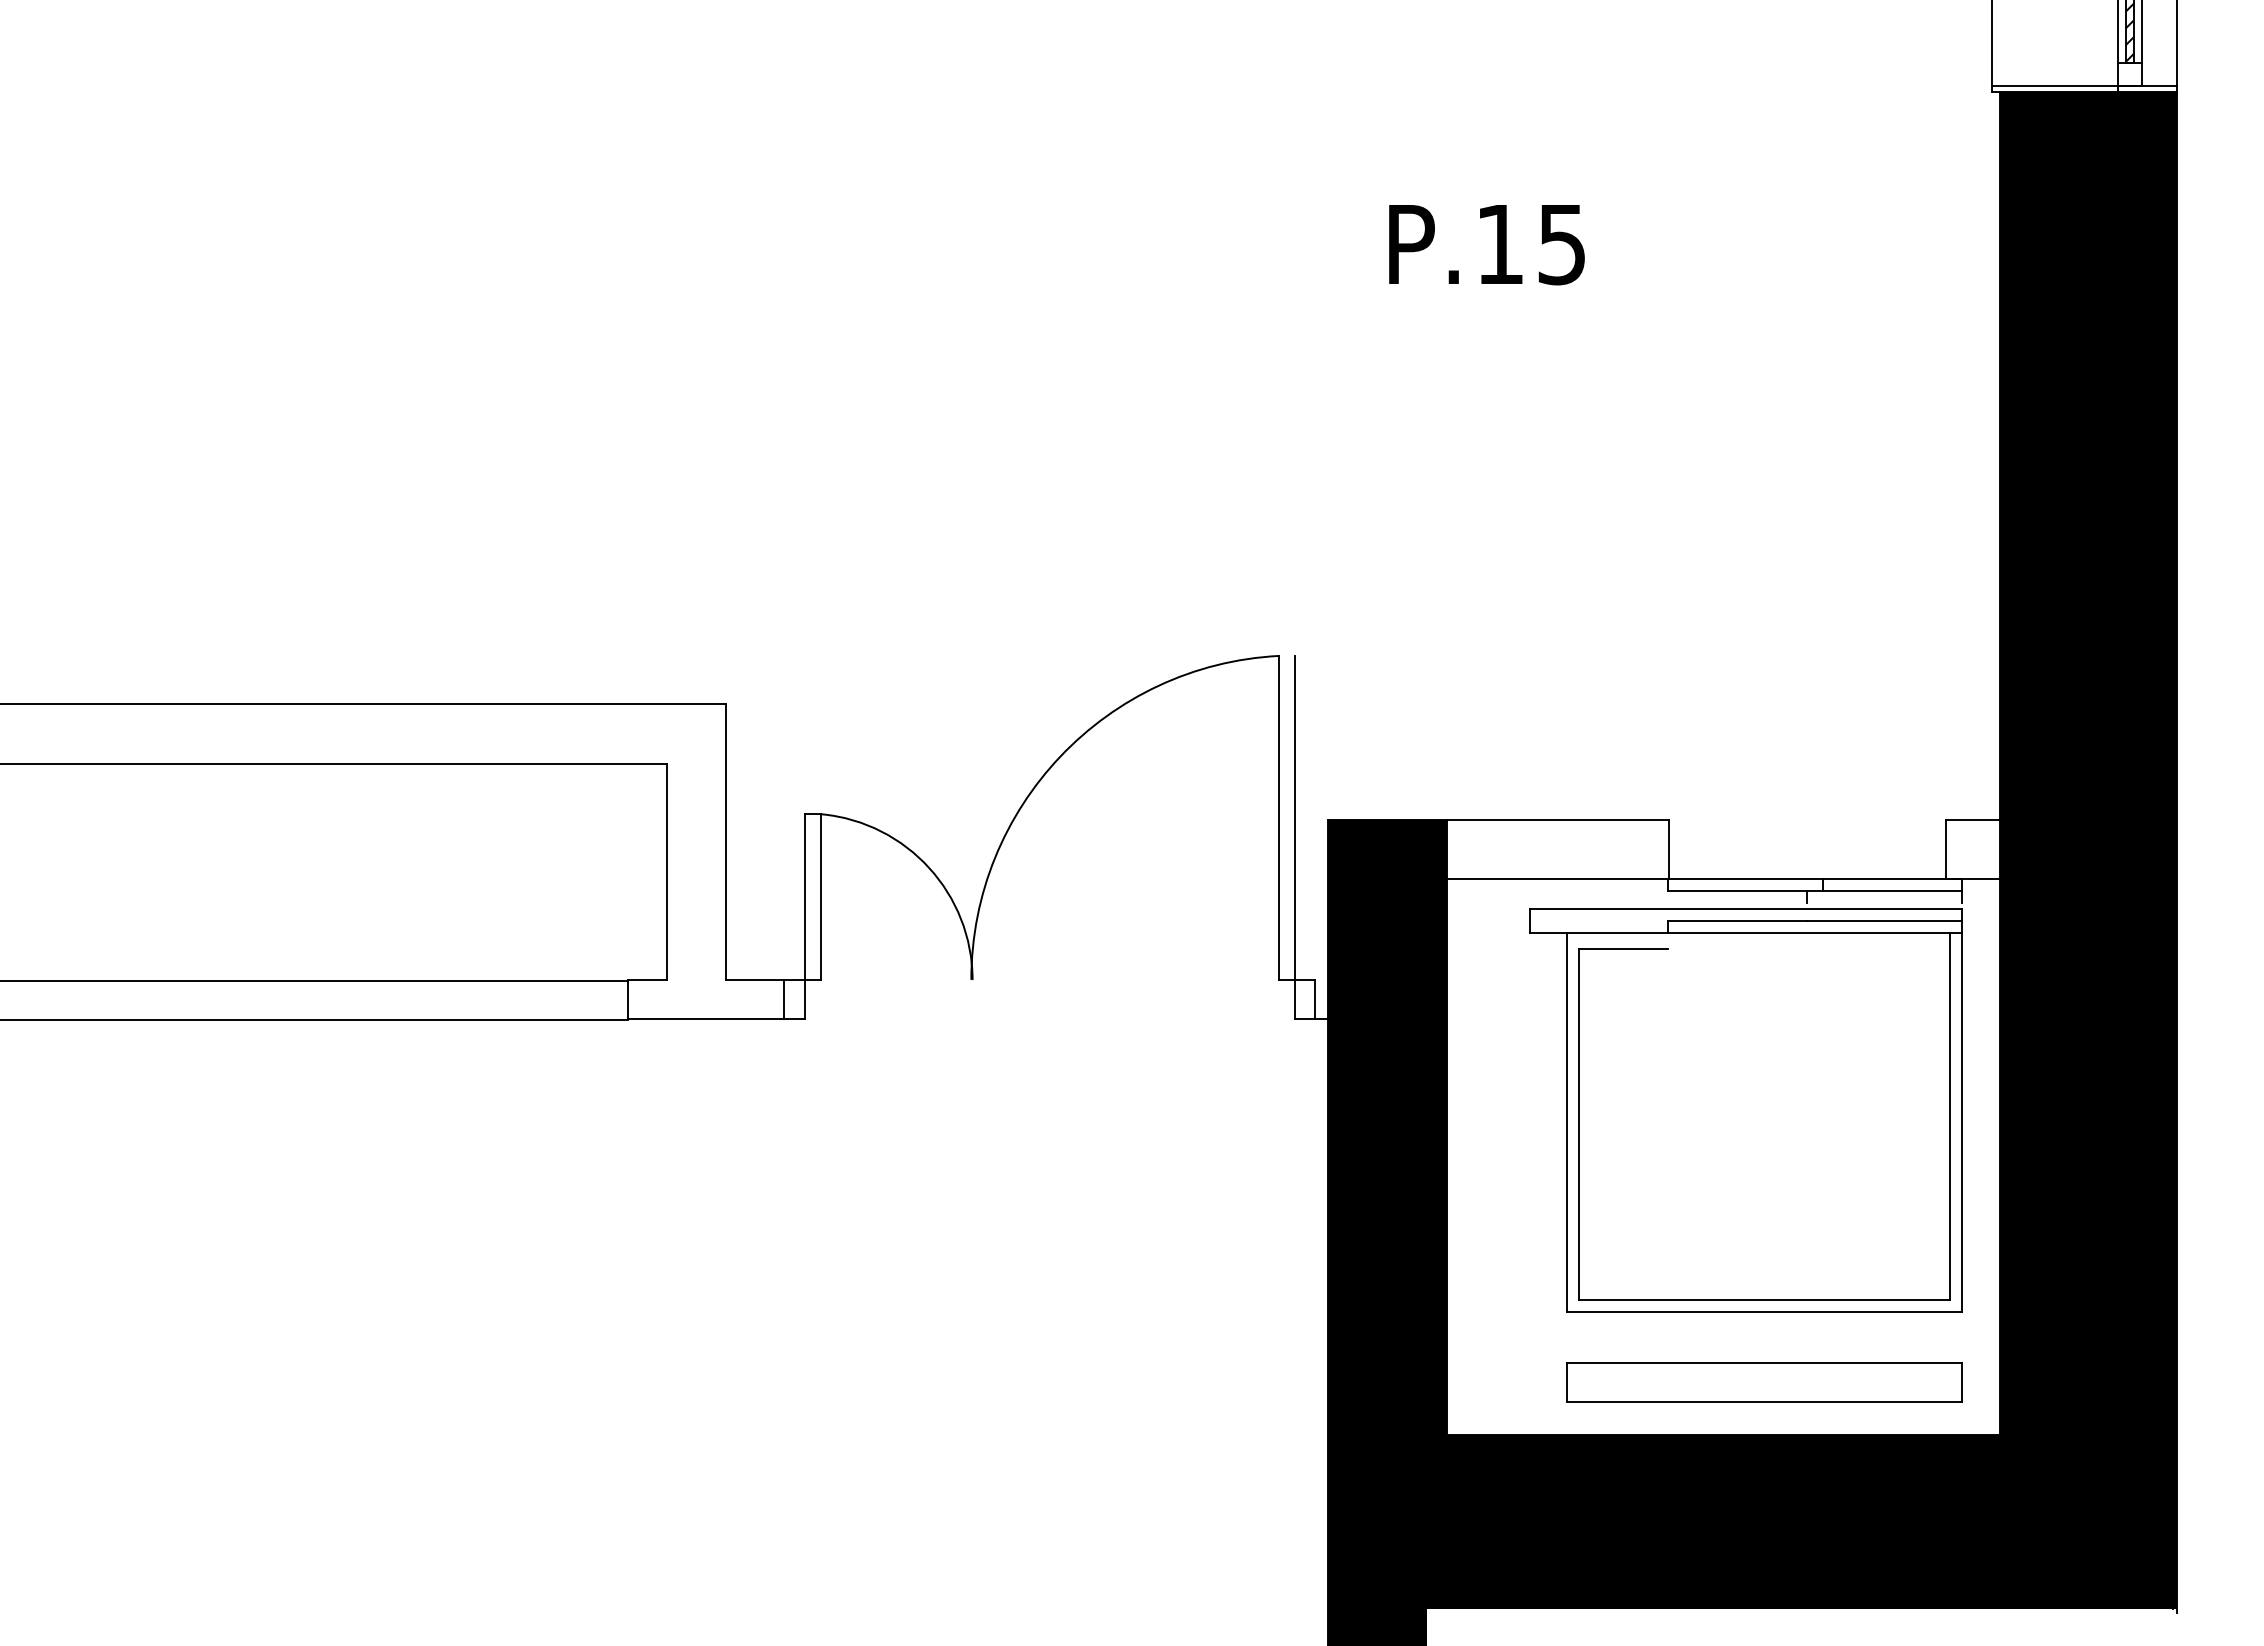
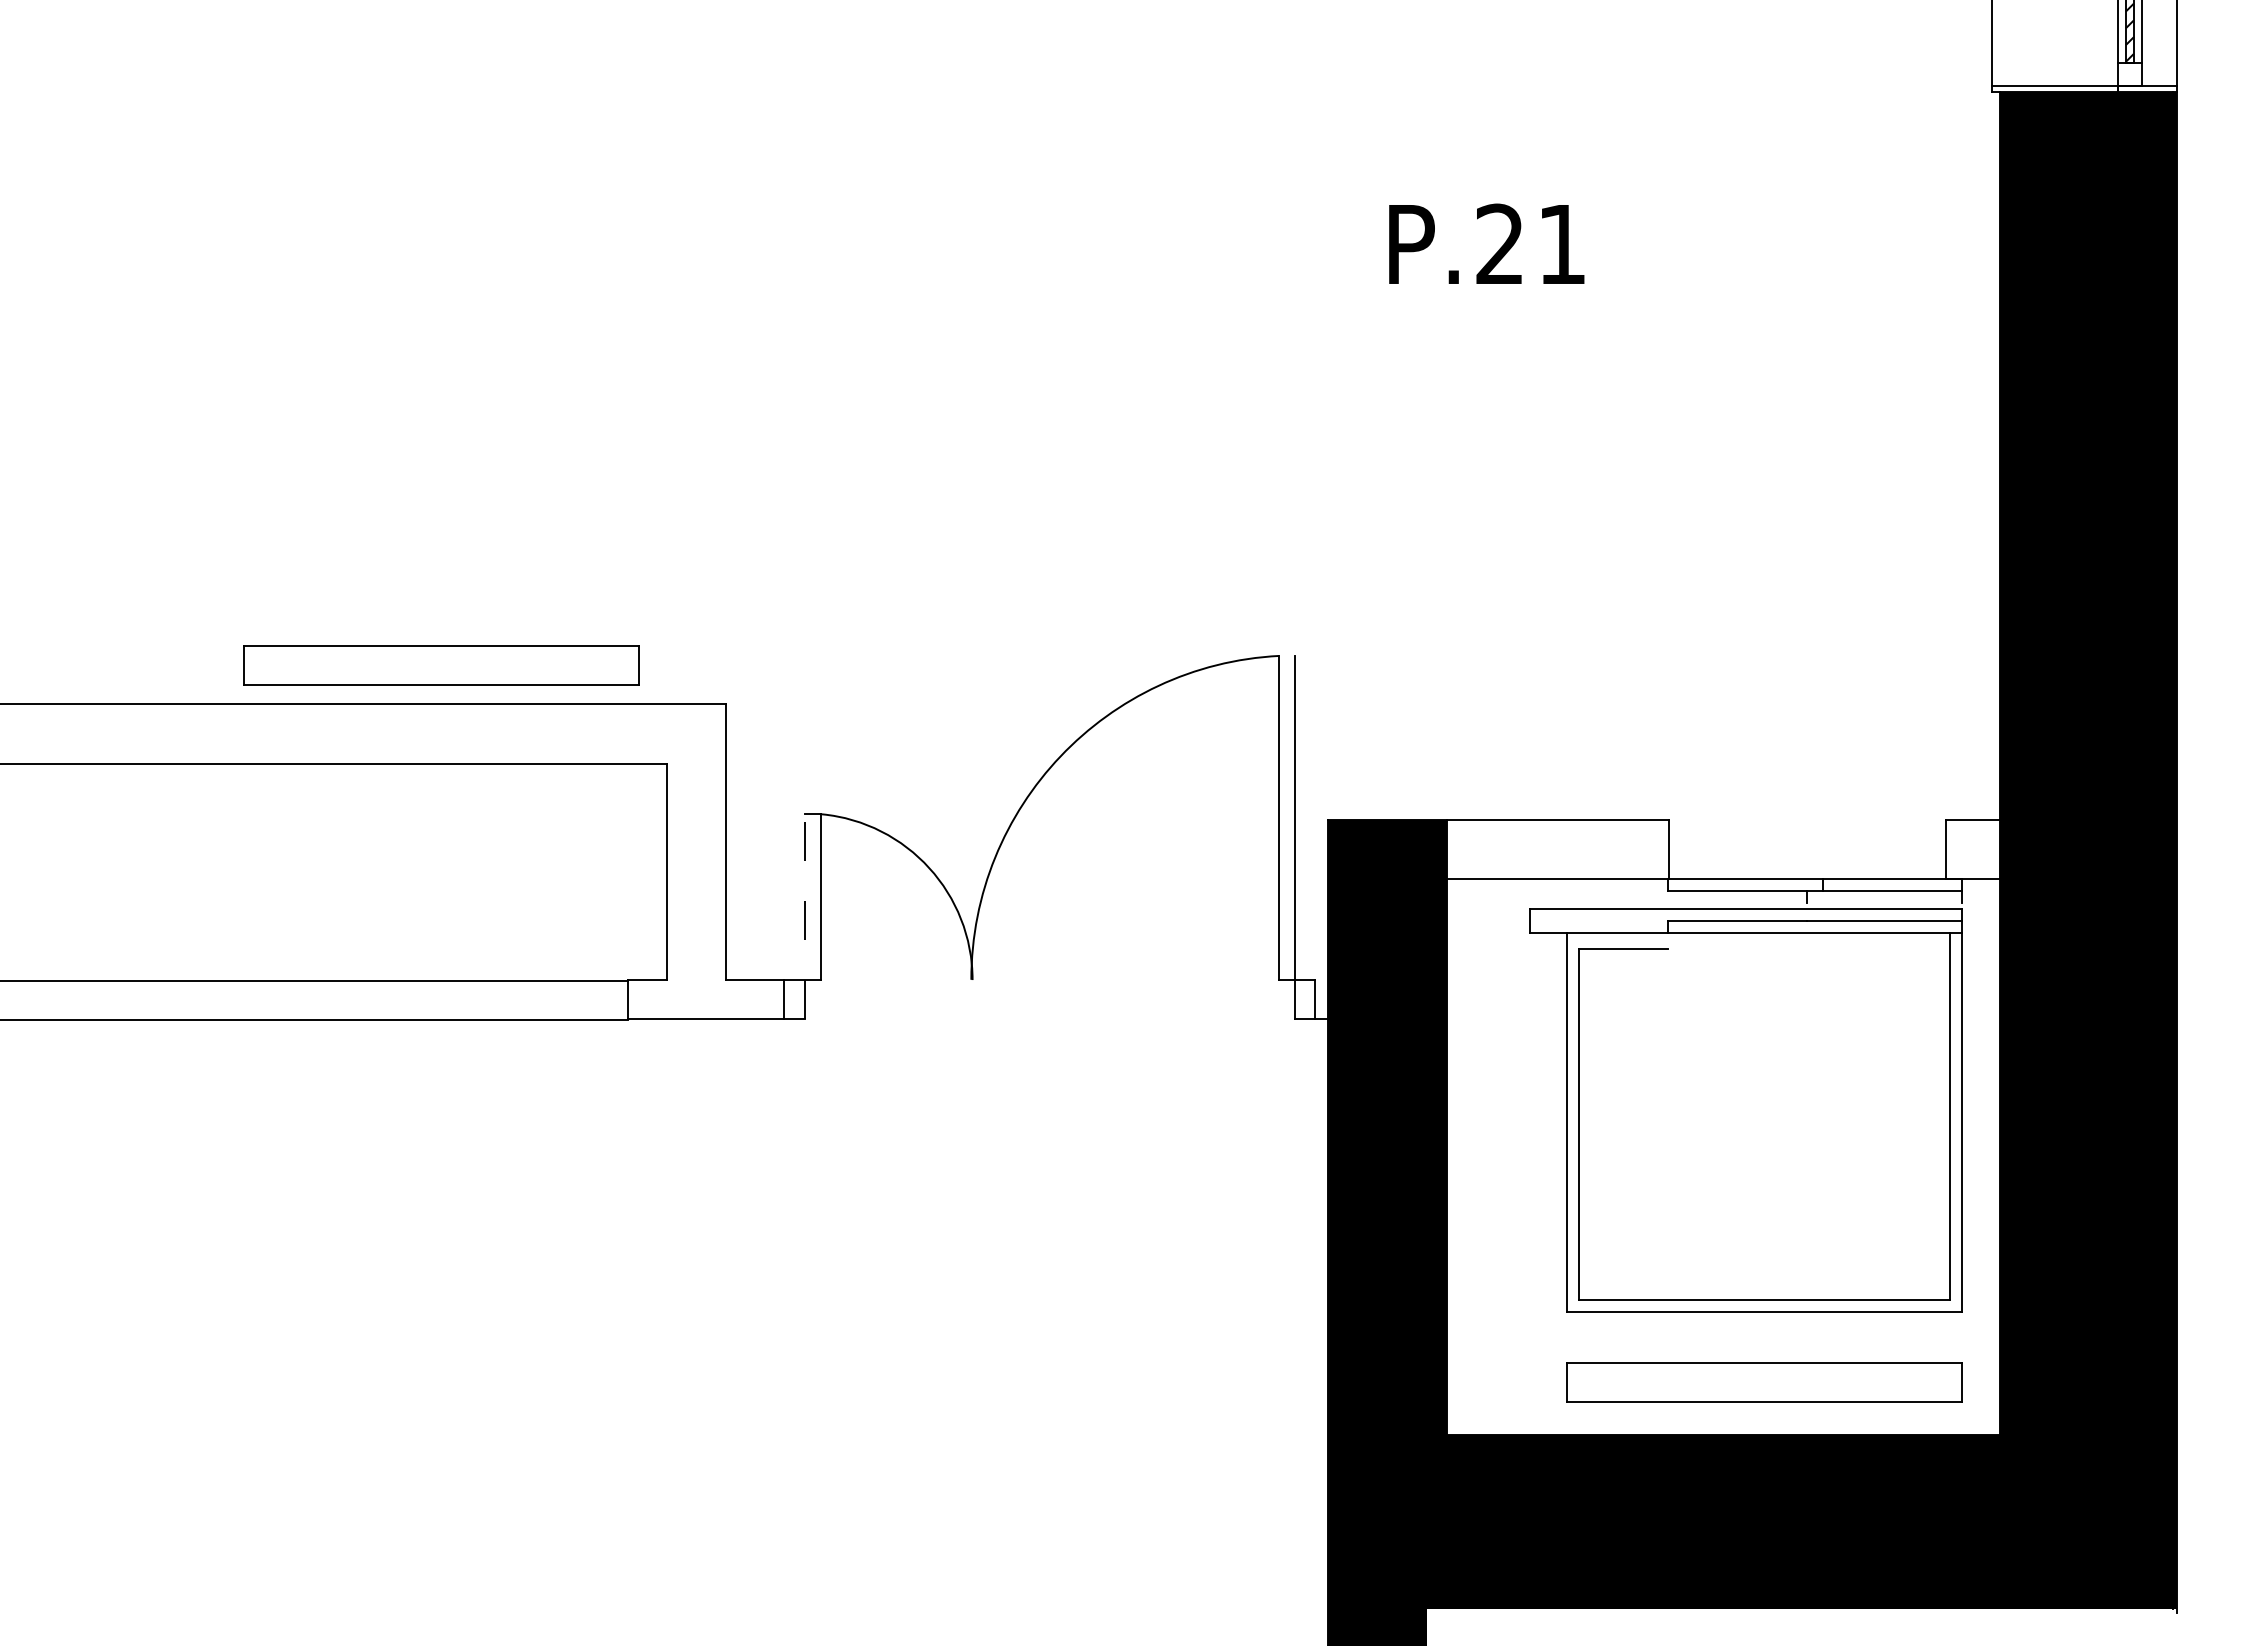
text: P.15 -> P.21 (1530, 244)
part: none -> present (441, 665)
line: solid -> dashed (805, 916)
